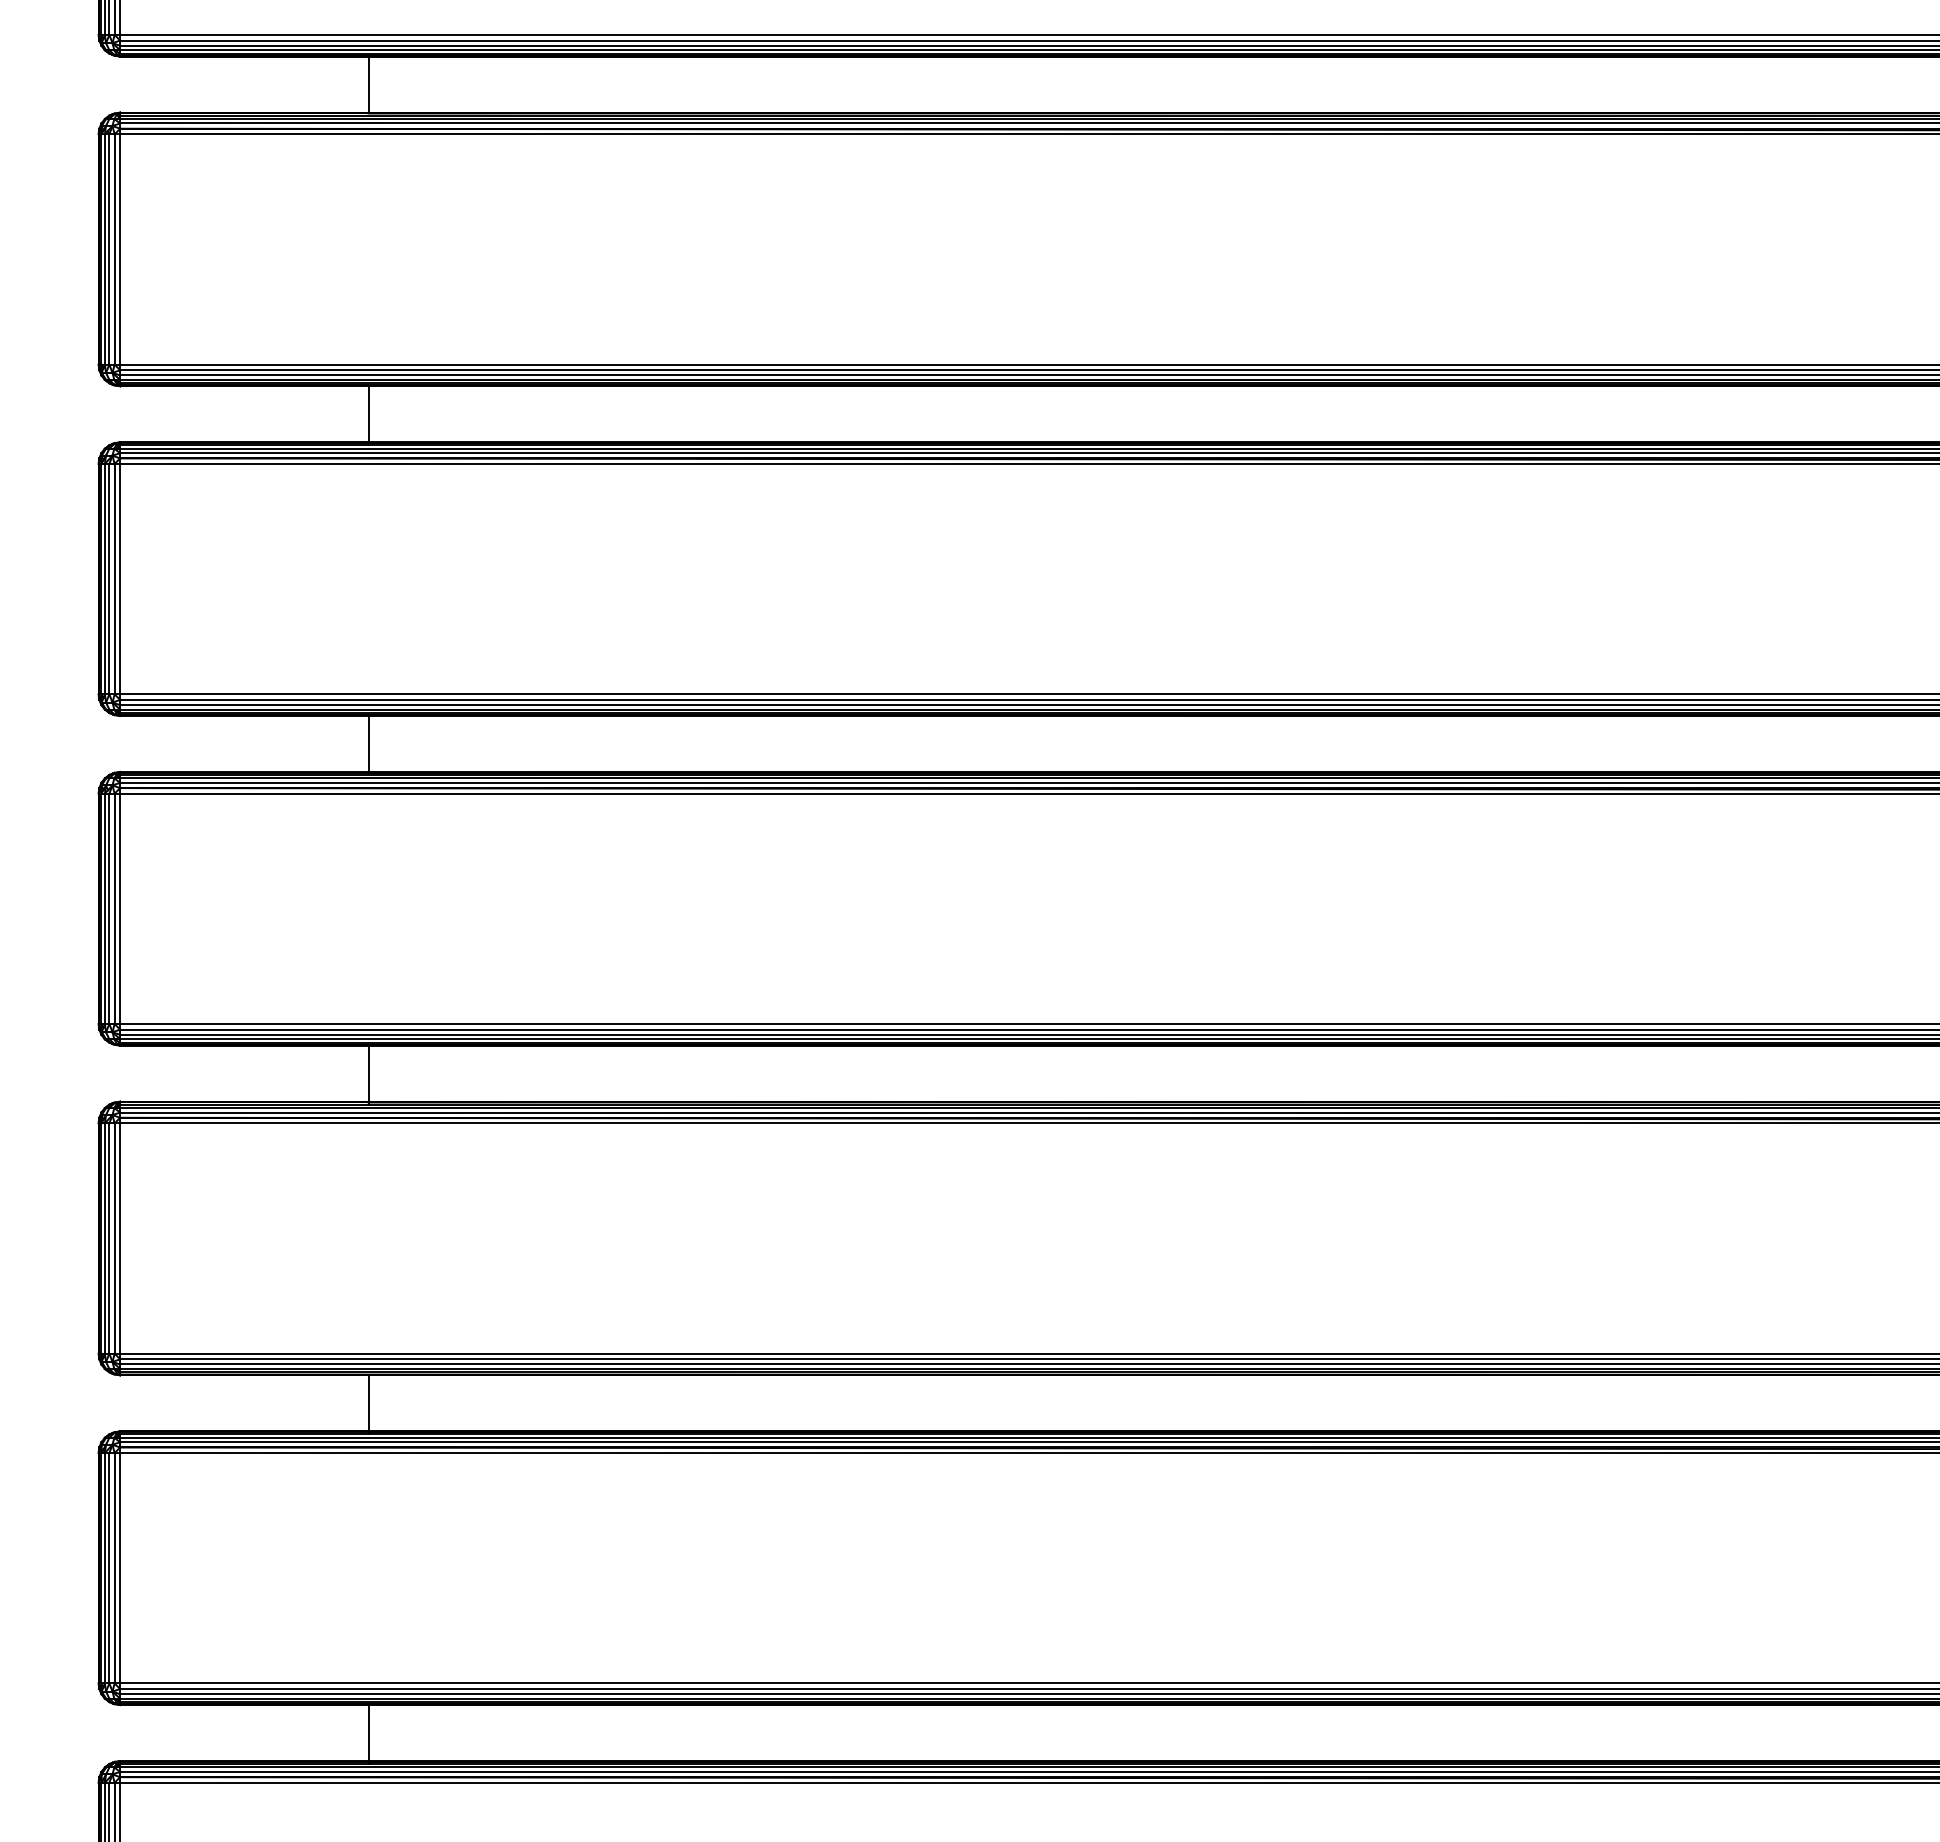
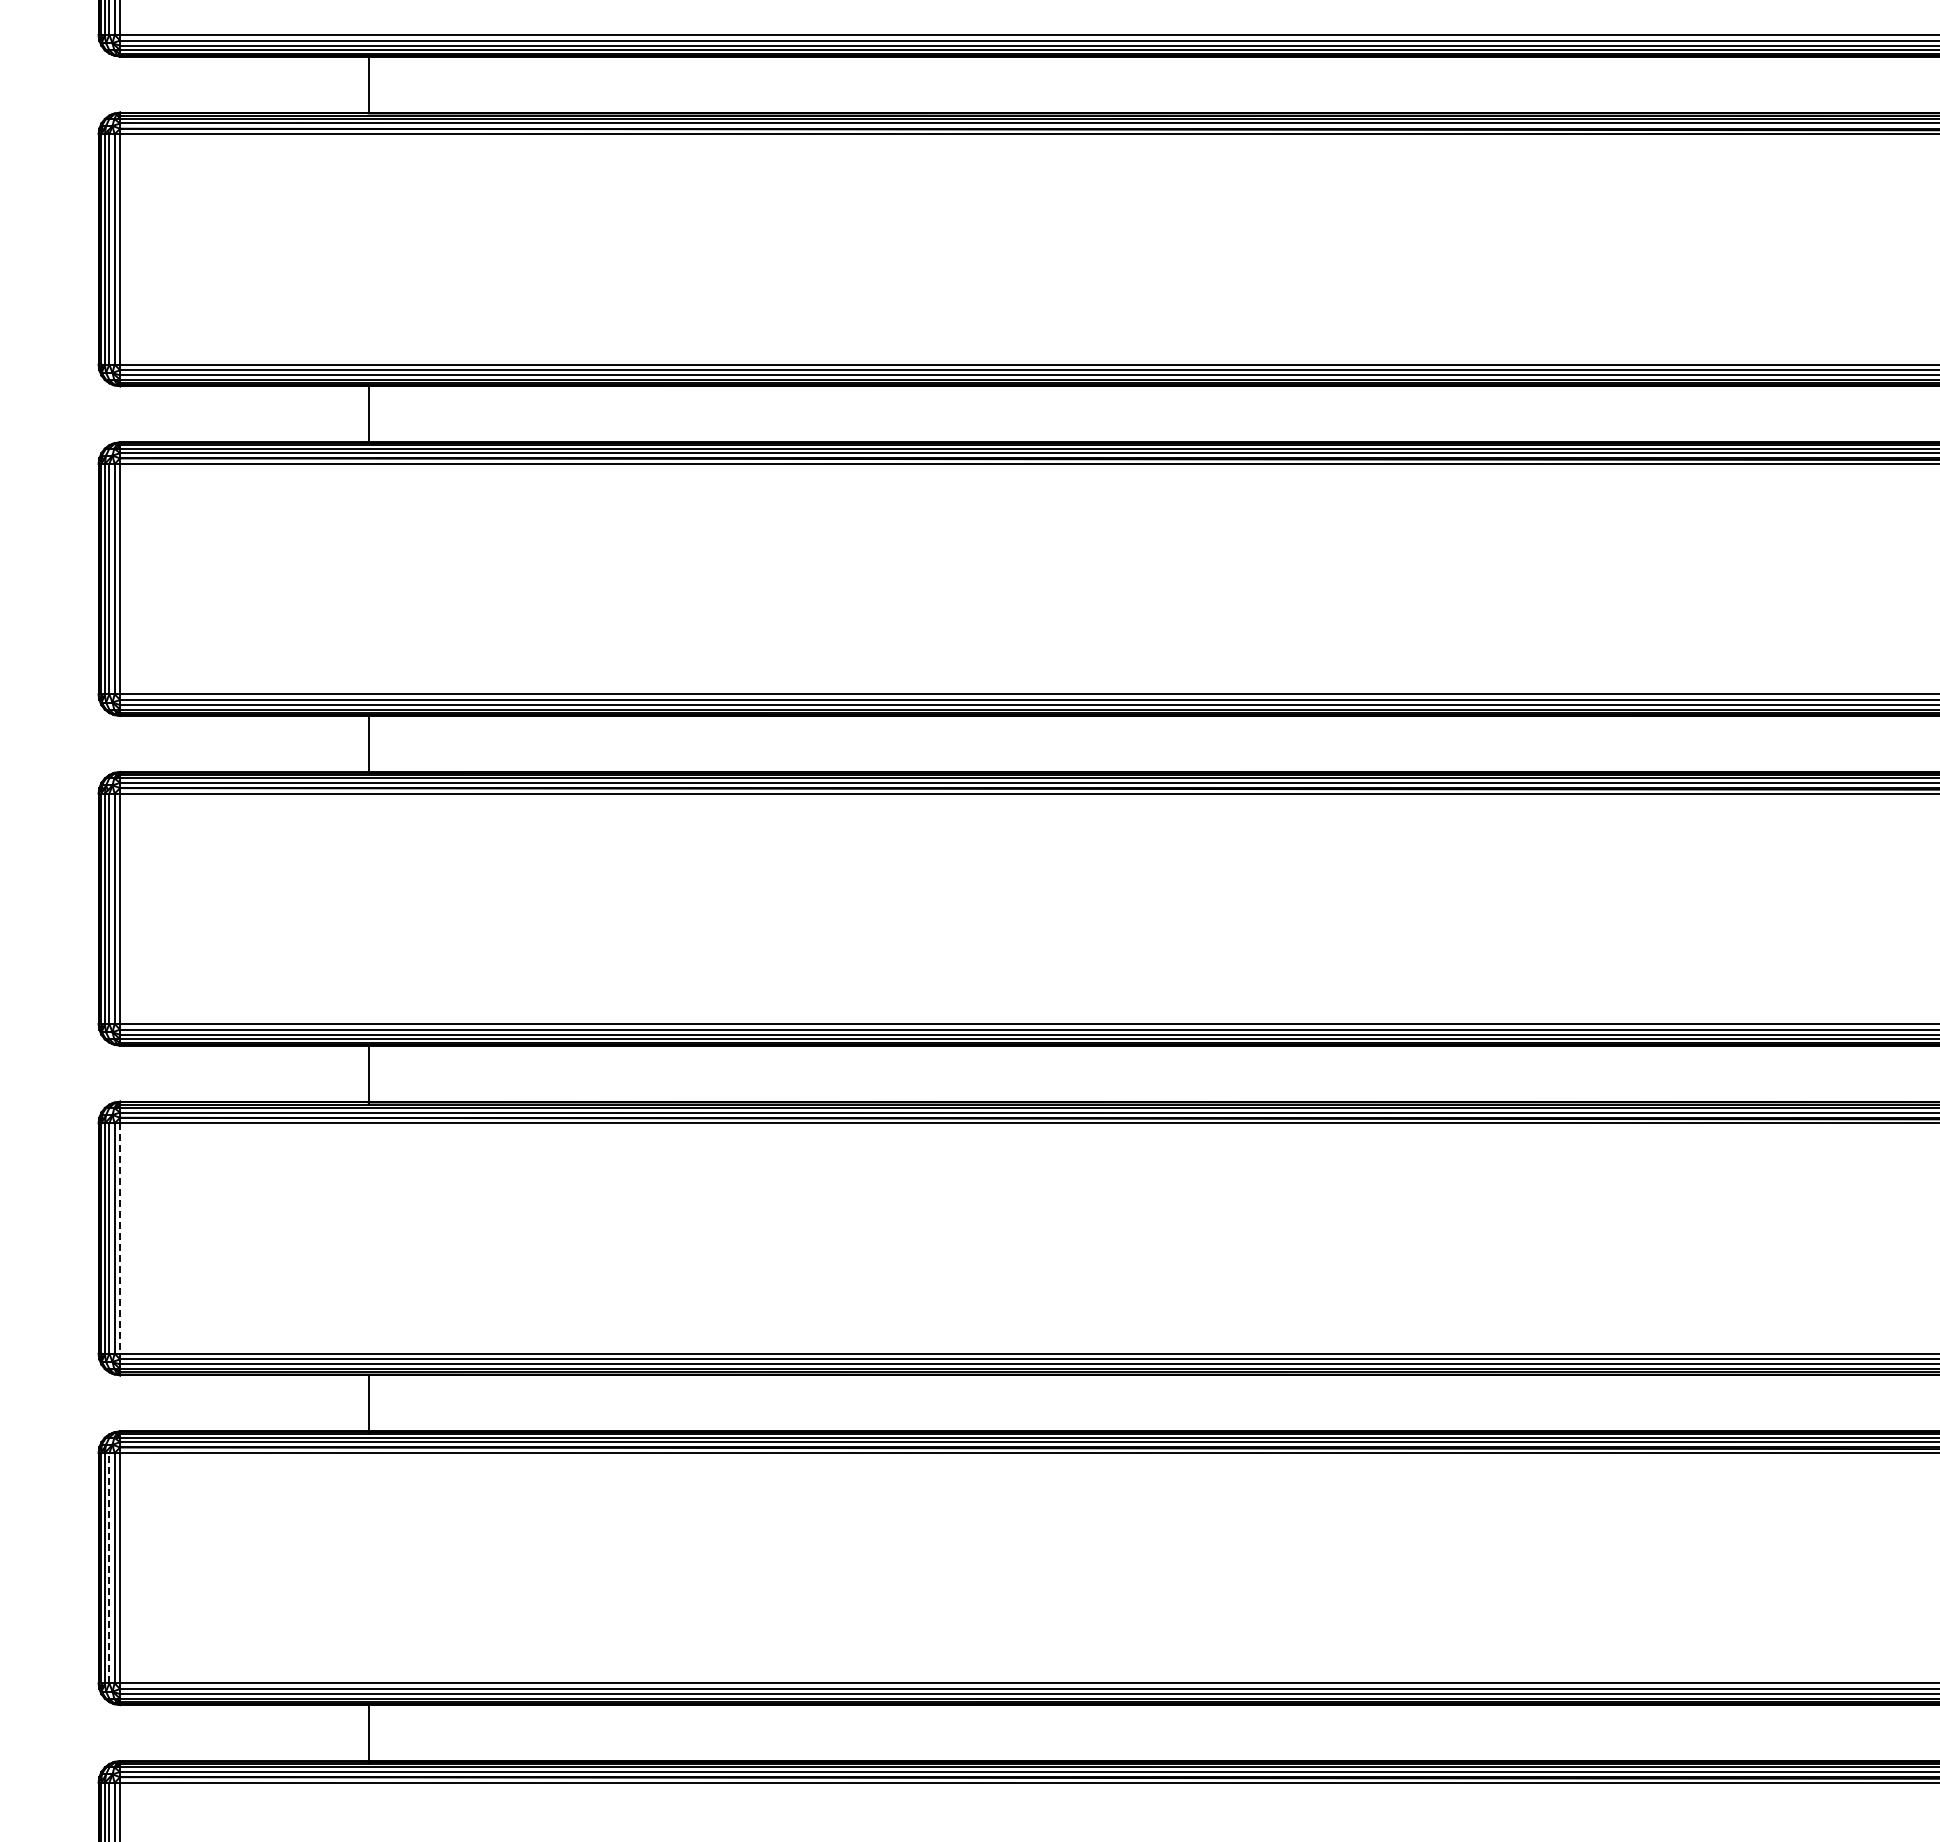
line: solid -> dashed (120, 1239)
line: solid -> dashed (109, 1567)
